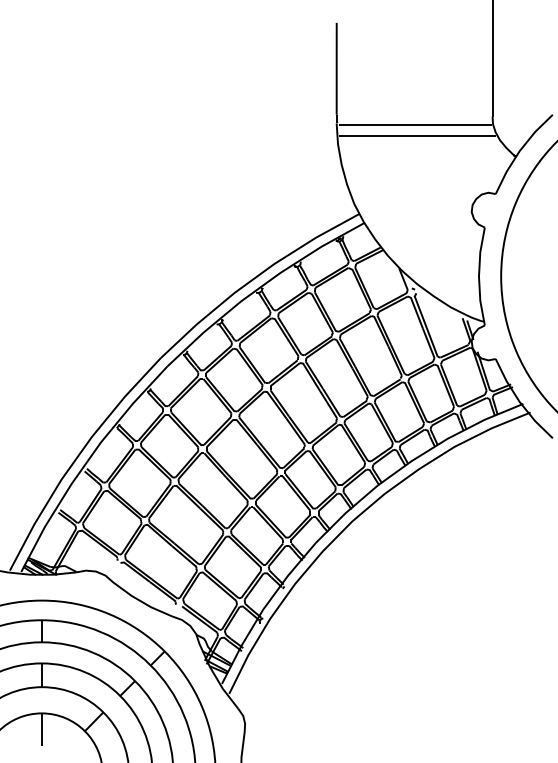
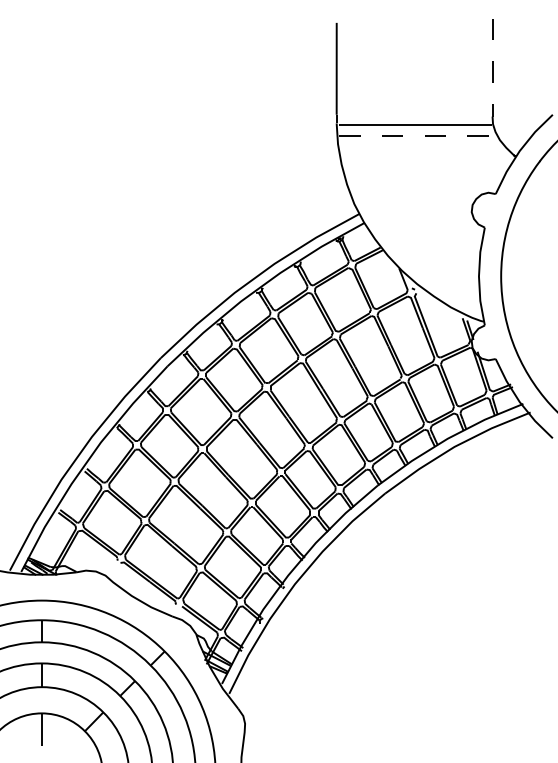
line: solid -> dashed (492, 58)
line: solid -> dashed (418, 135)
